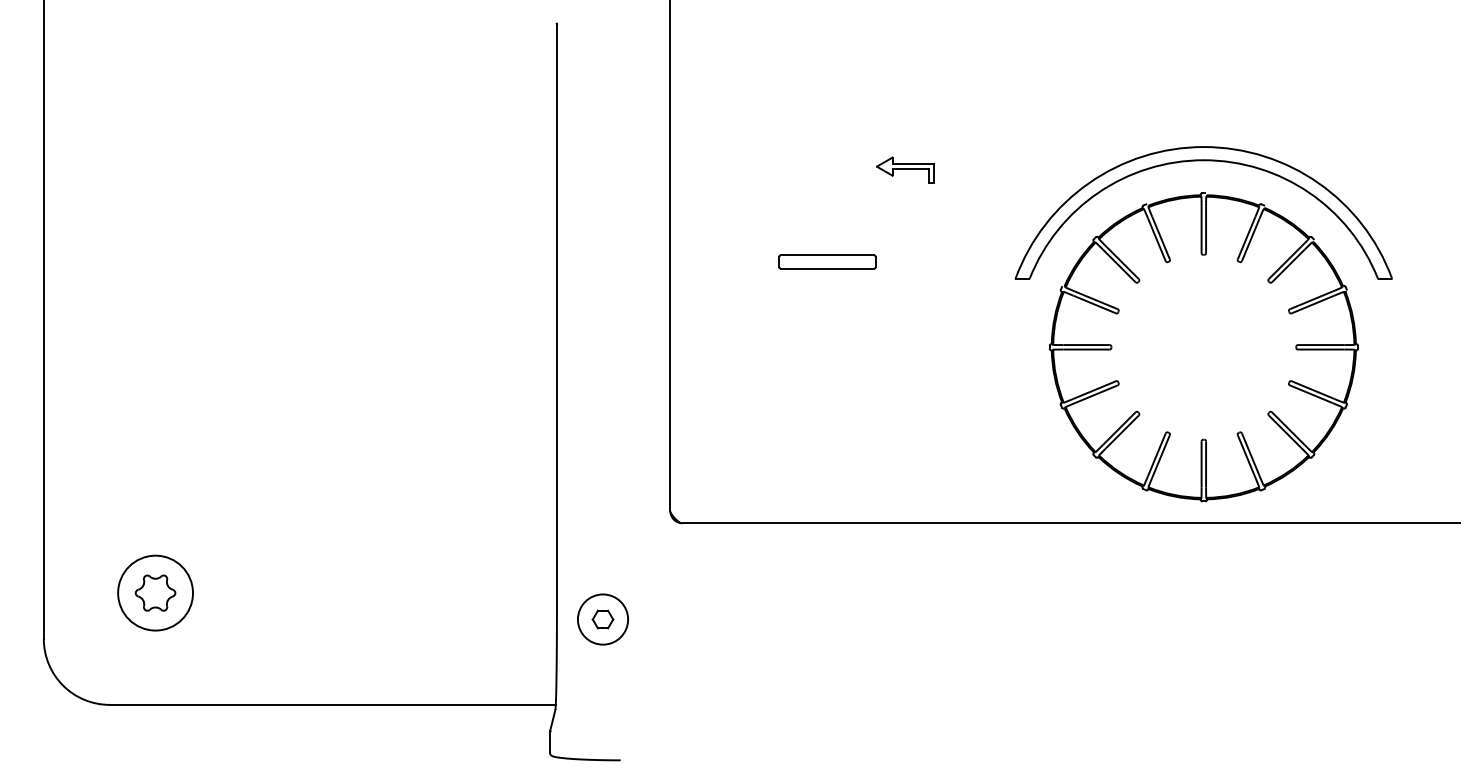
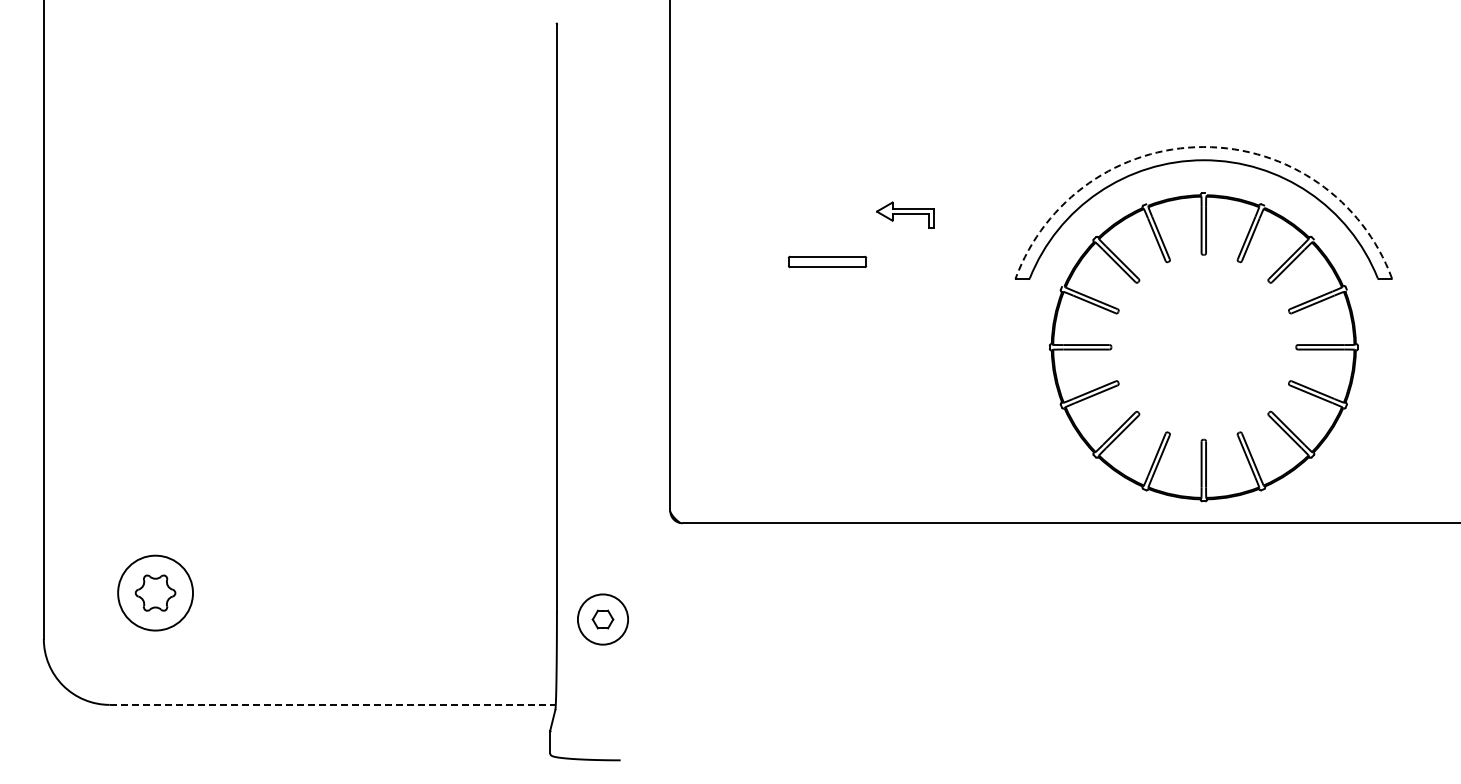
arc: solid -> dashed (1203, 147)
part position: (905, 169) -> (905, 214) (905, 214)
part size: 99x16 px -> 80x14 px (827, 261)
line: solid -> dashed (333, 704)
